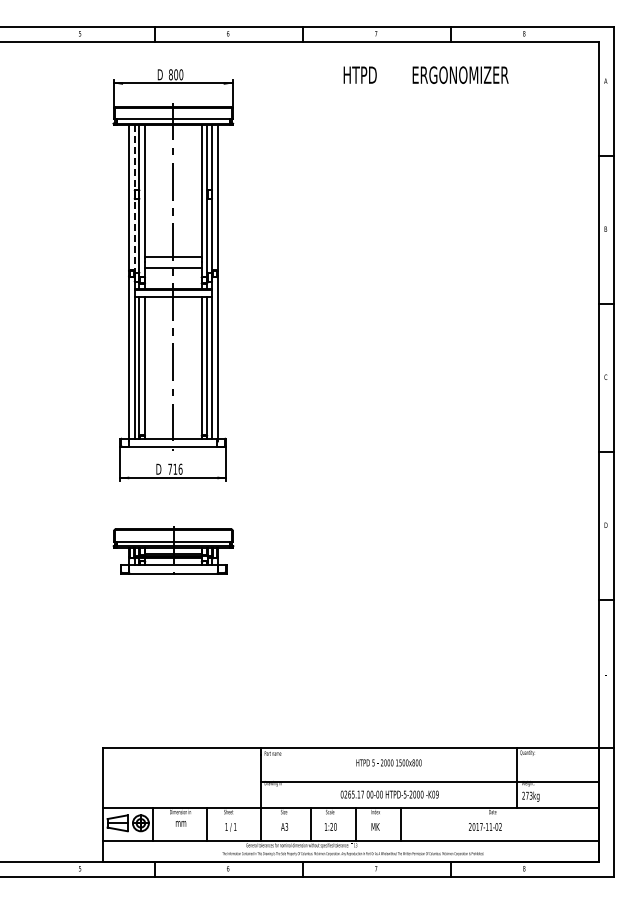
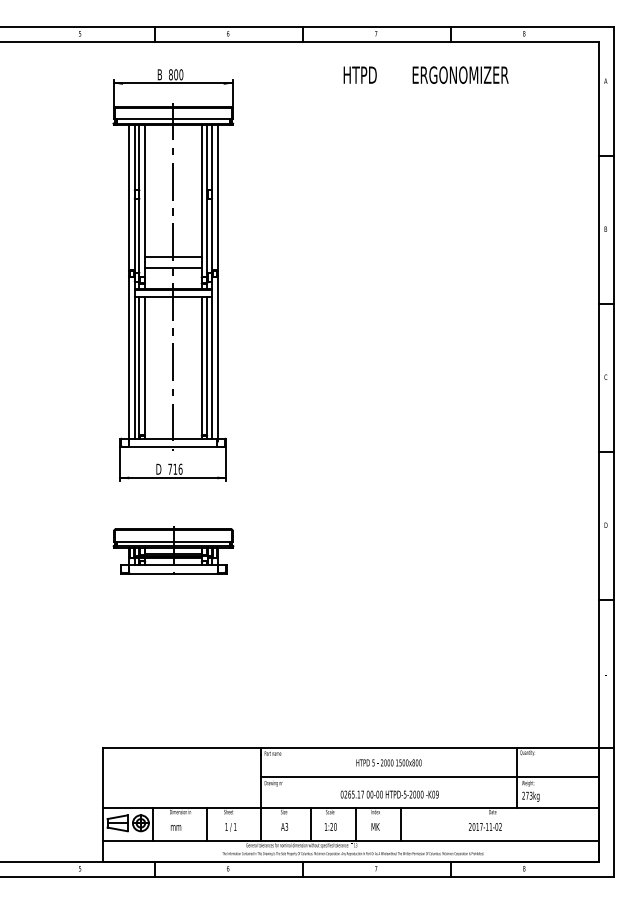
text: D -> B (160, 74)
line: dashed -> solid (134, 198)
line position: (429, 782) -> (429, 777) (429, 777)
text position: (180, 823) -> (175, 827) (175, 827)
